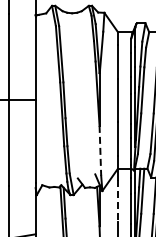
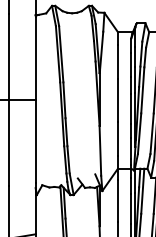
line: dashed -> solid (100, 150)
line: dashed -> solid (118, 201)
